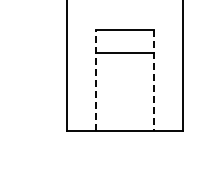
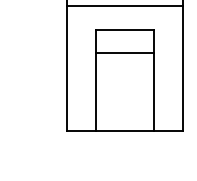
line: none -> present (124, 6)
line: dashed -> solid (95, 80)
line: dashed -> solid (153, 80)
